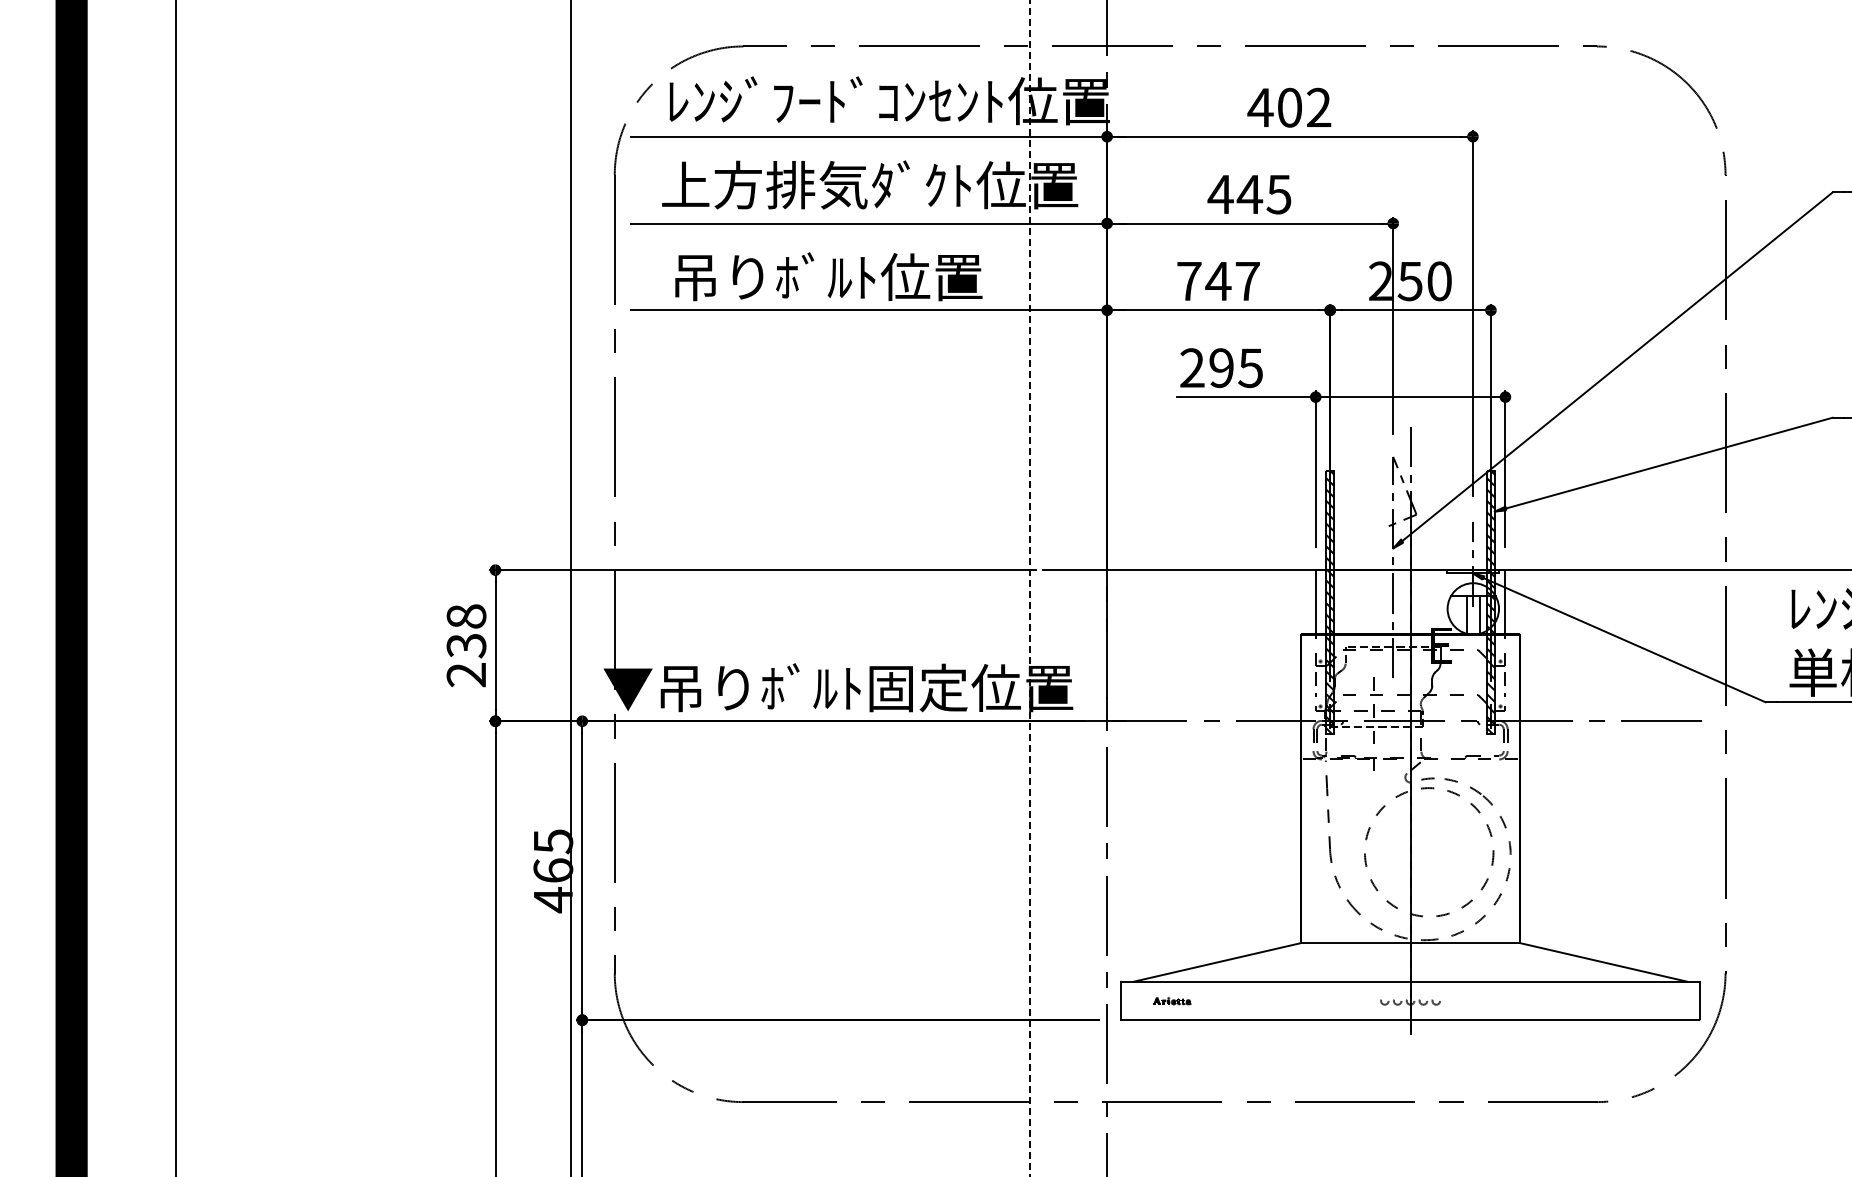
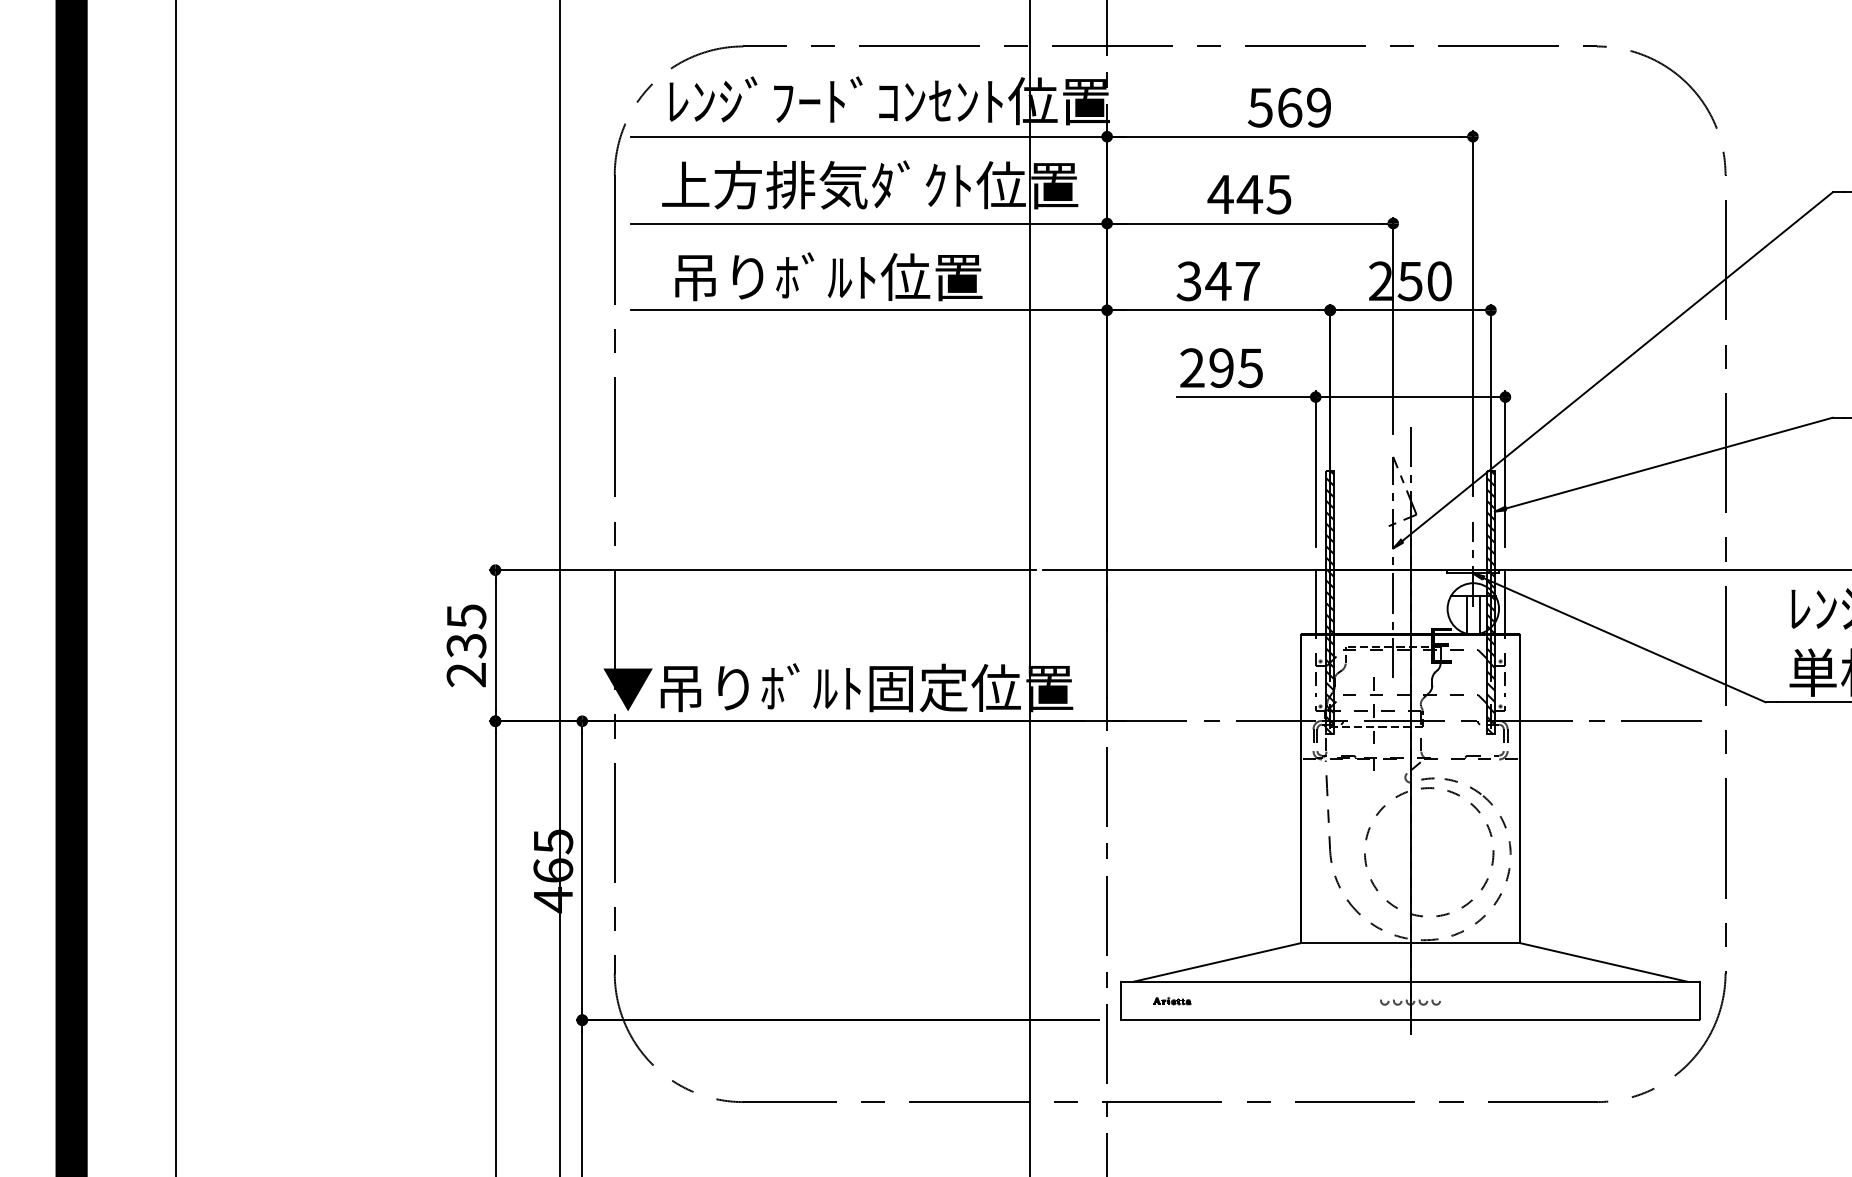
text: 402 -> 569 (1289, 107)
text: 747 -> 347 (1188, 281)
line position: (571, 587) -> (560, 587) (560, 587)
line: dashed -> solid (1030, 588)
text: 238 -> 235 (466, 616)
